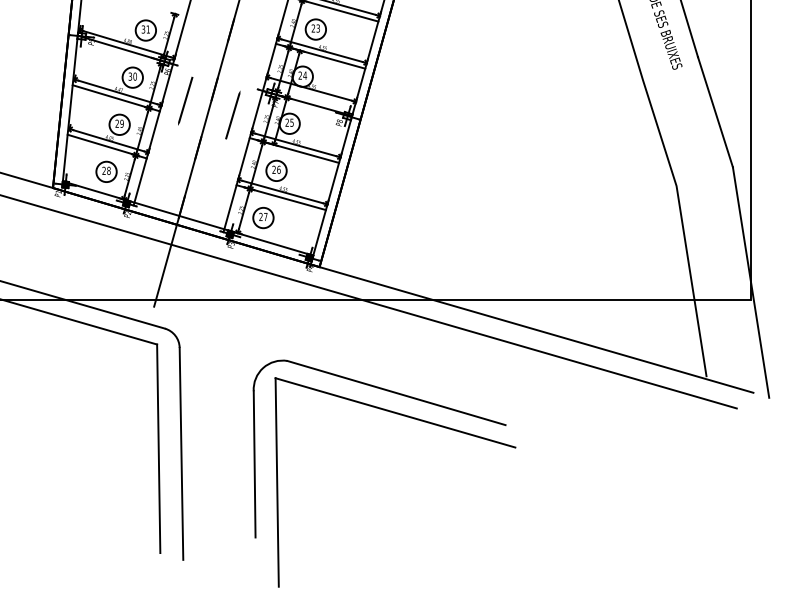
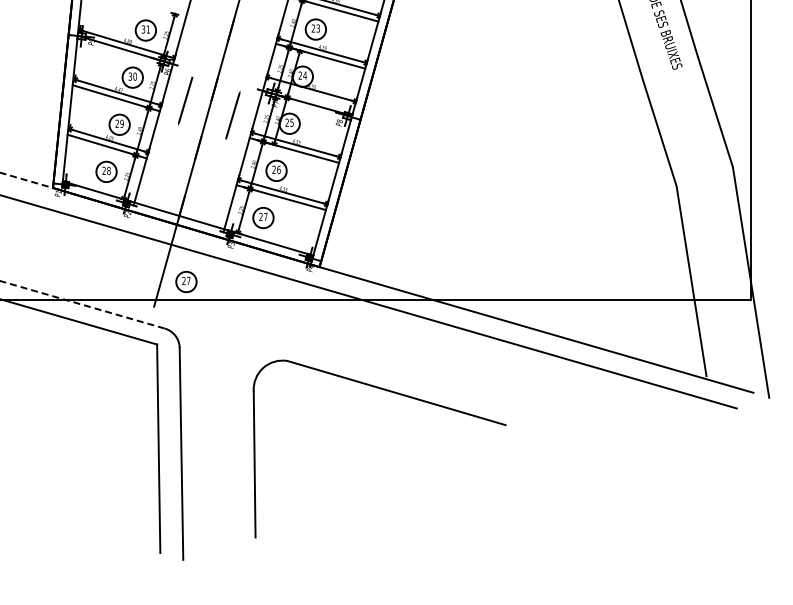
line: solid -> dashed (27, 180)
part: none -> present (186, 282)
line: solid -> dashed (83, 305)
part: present -> none (410, 418)
